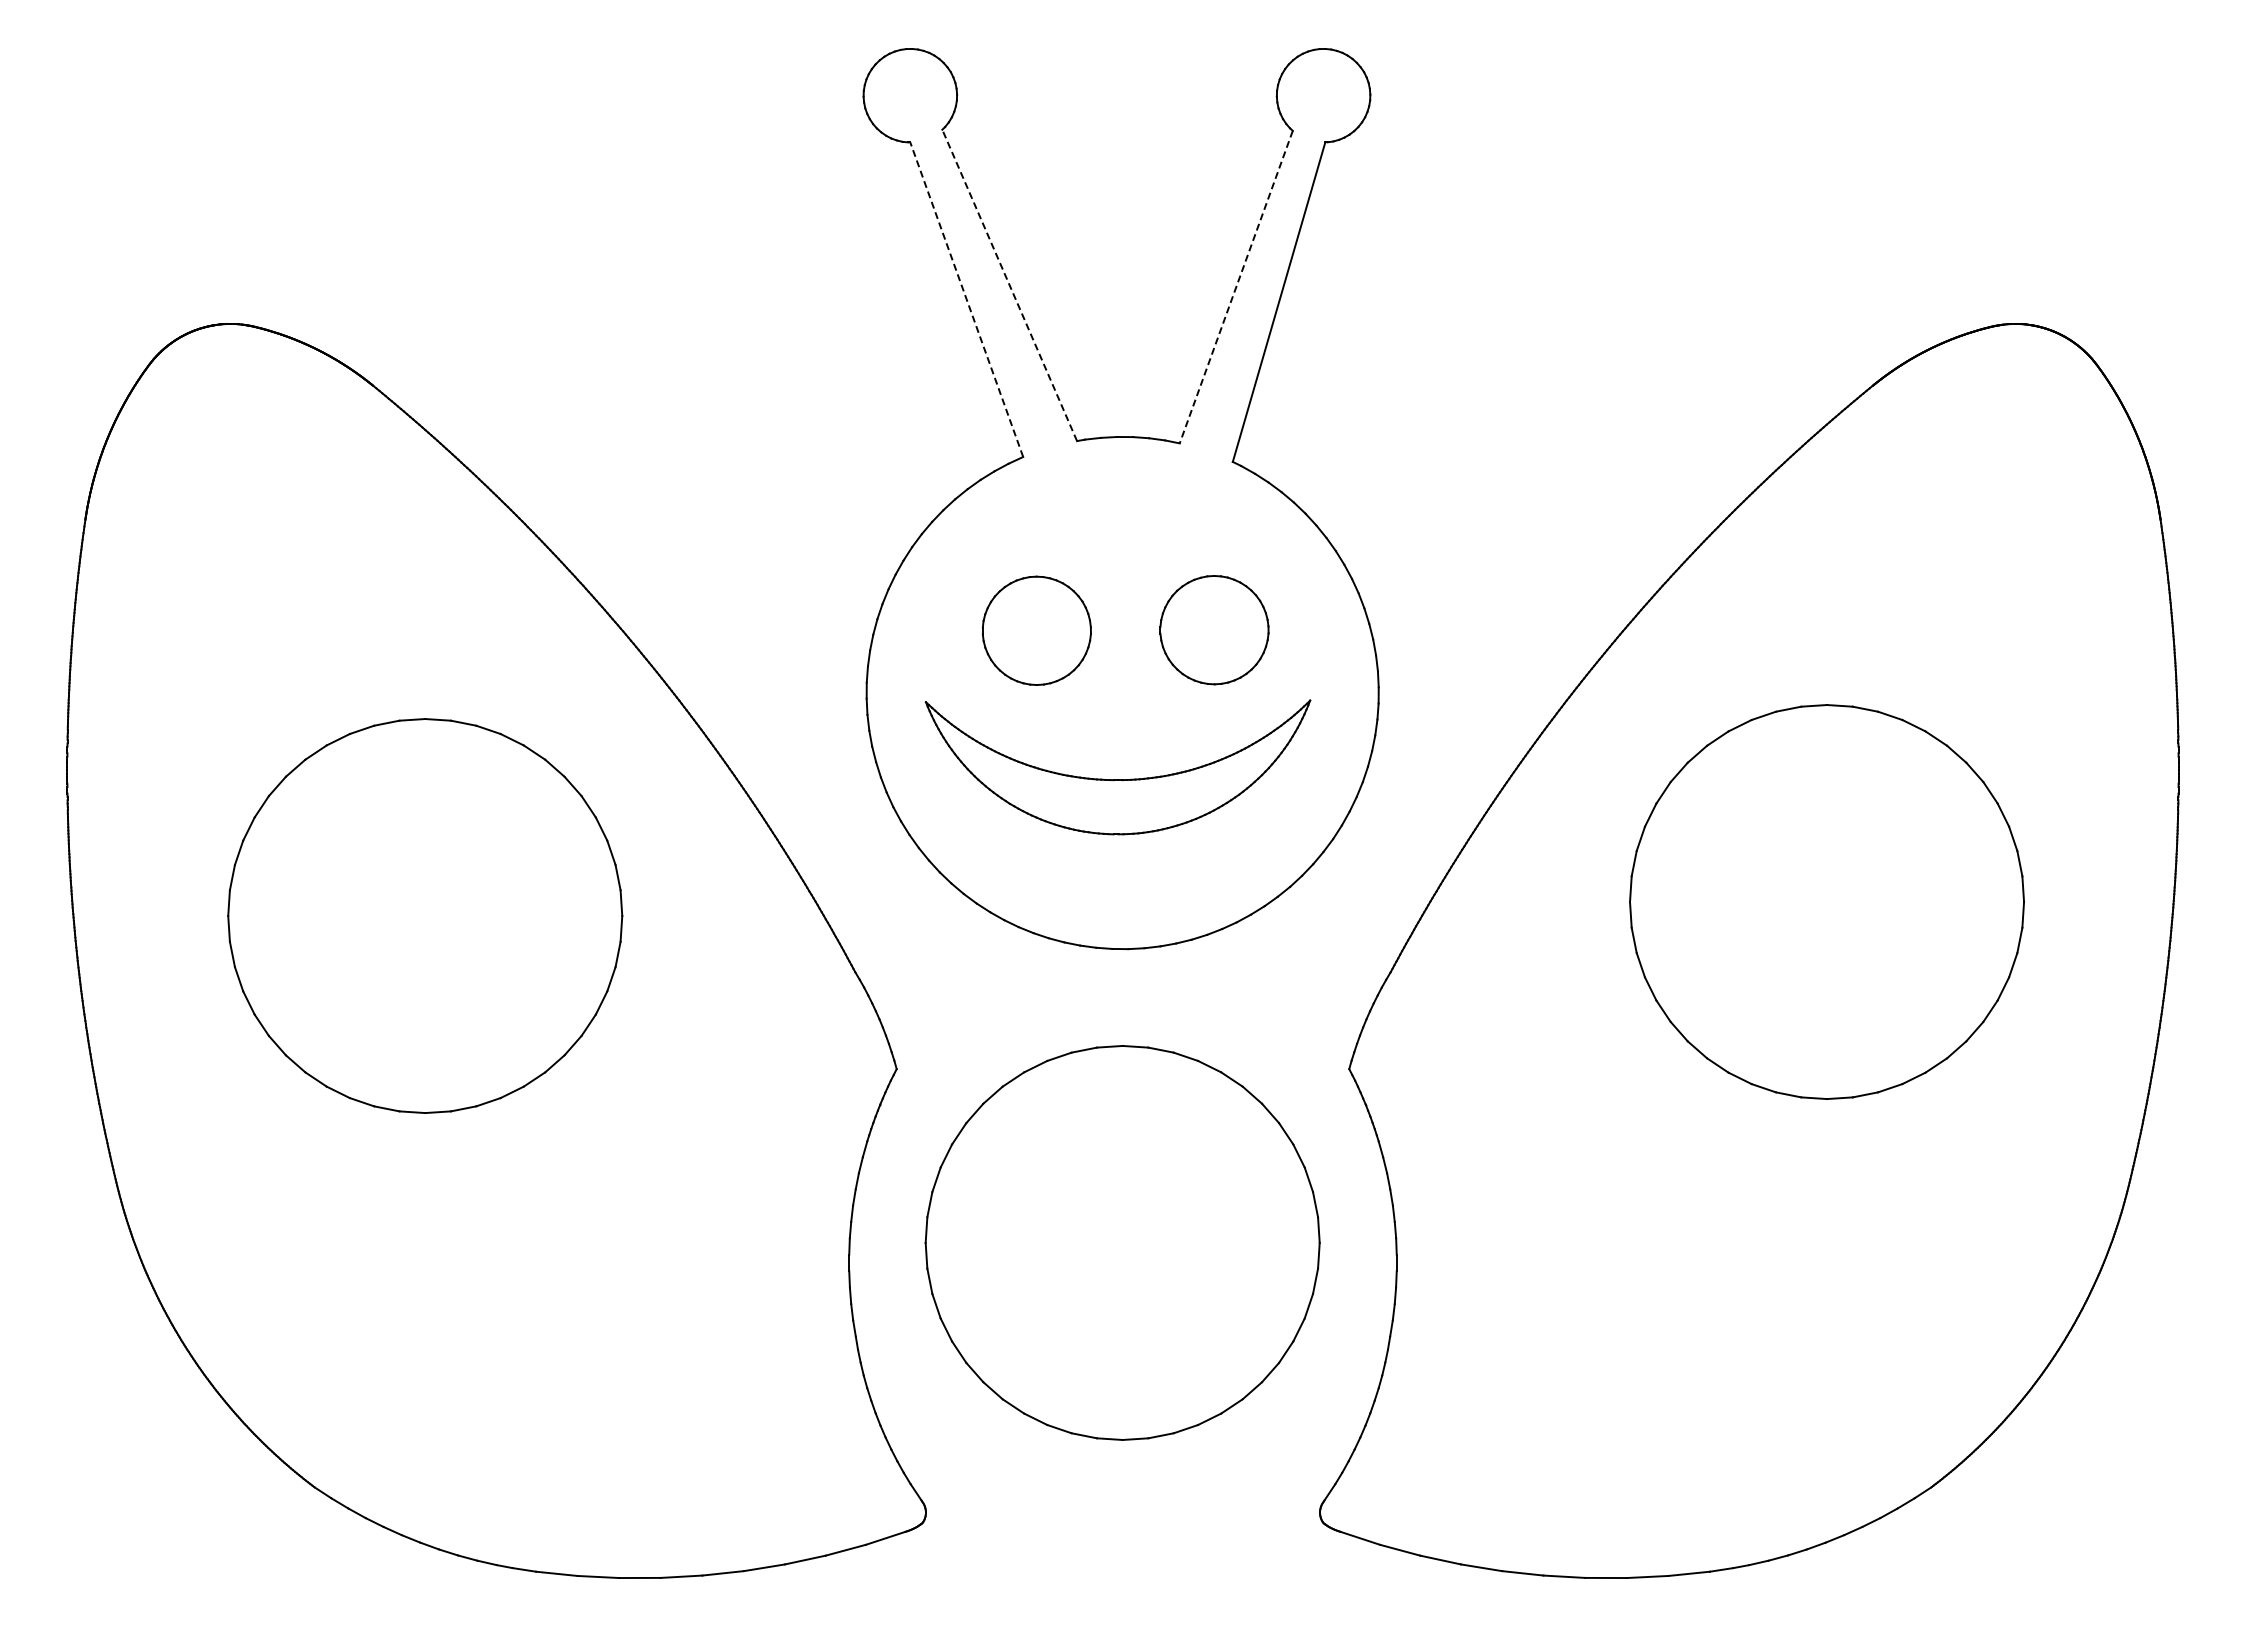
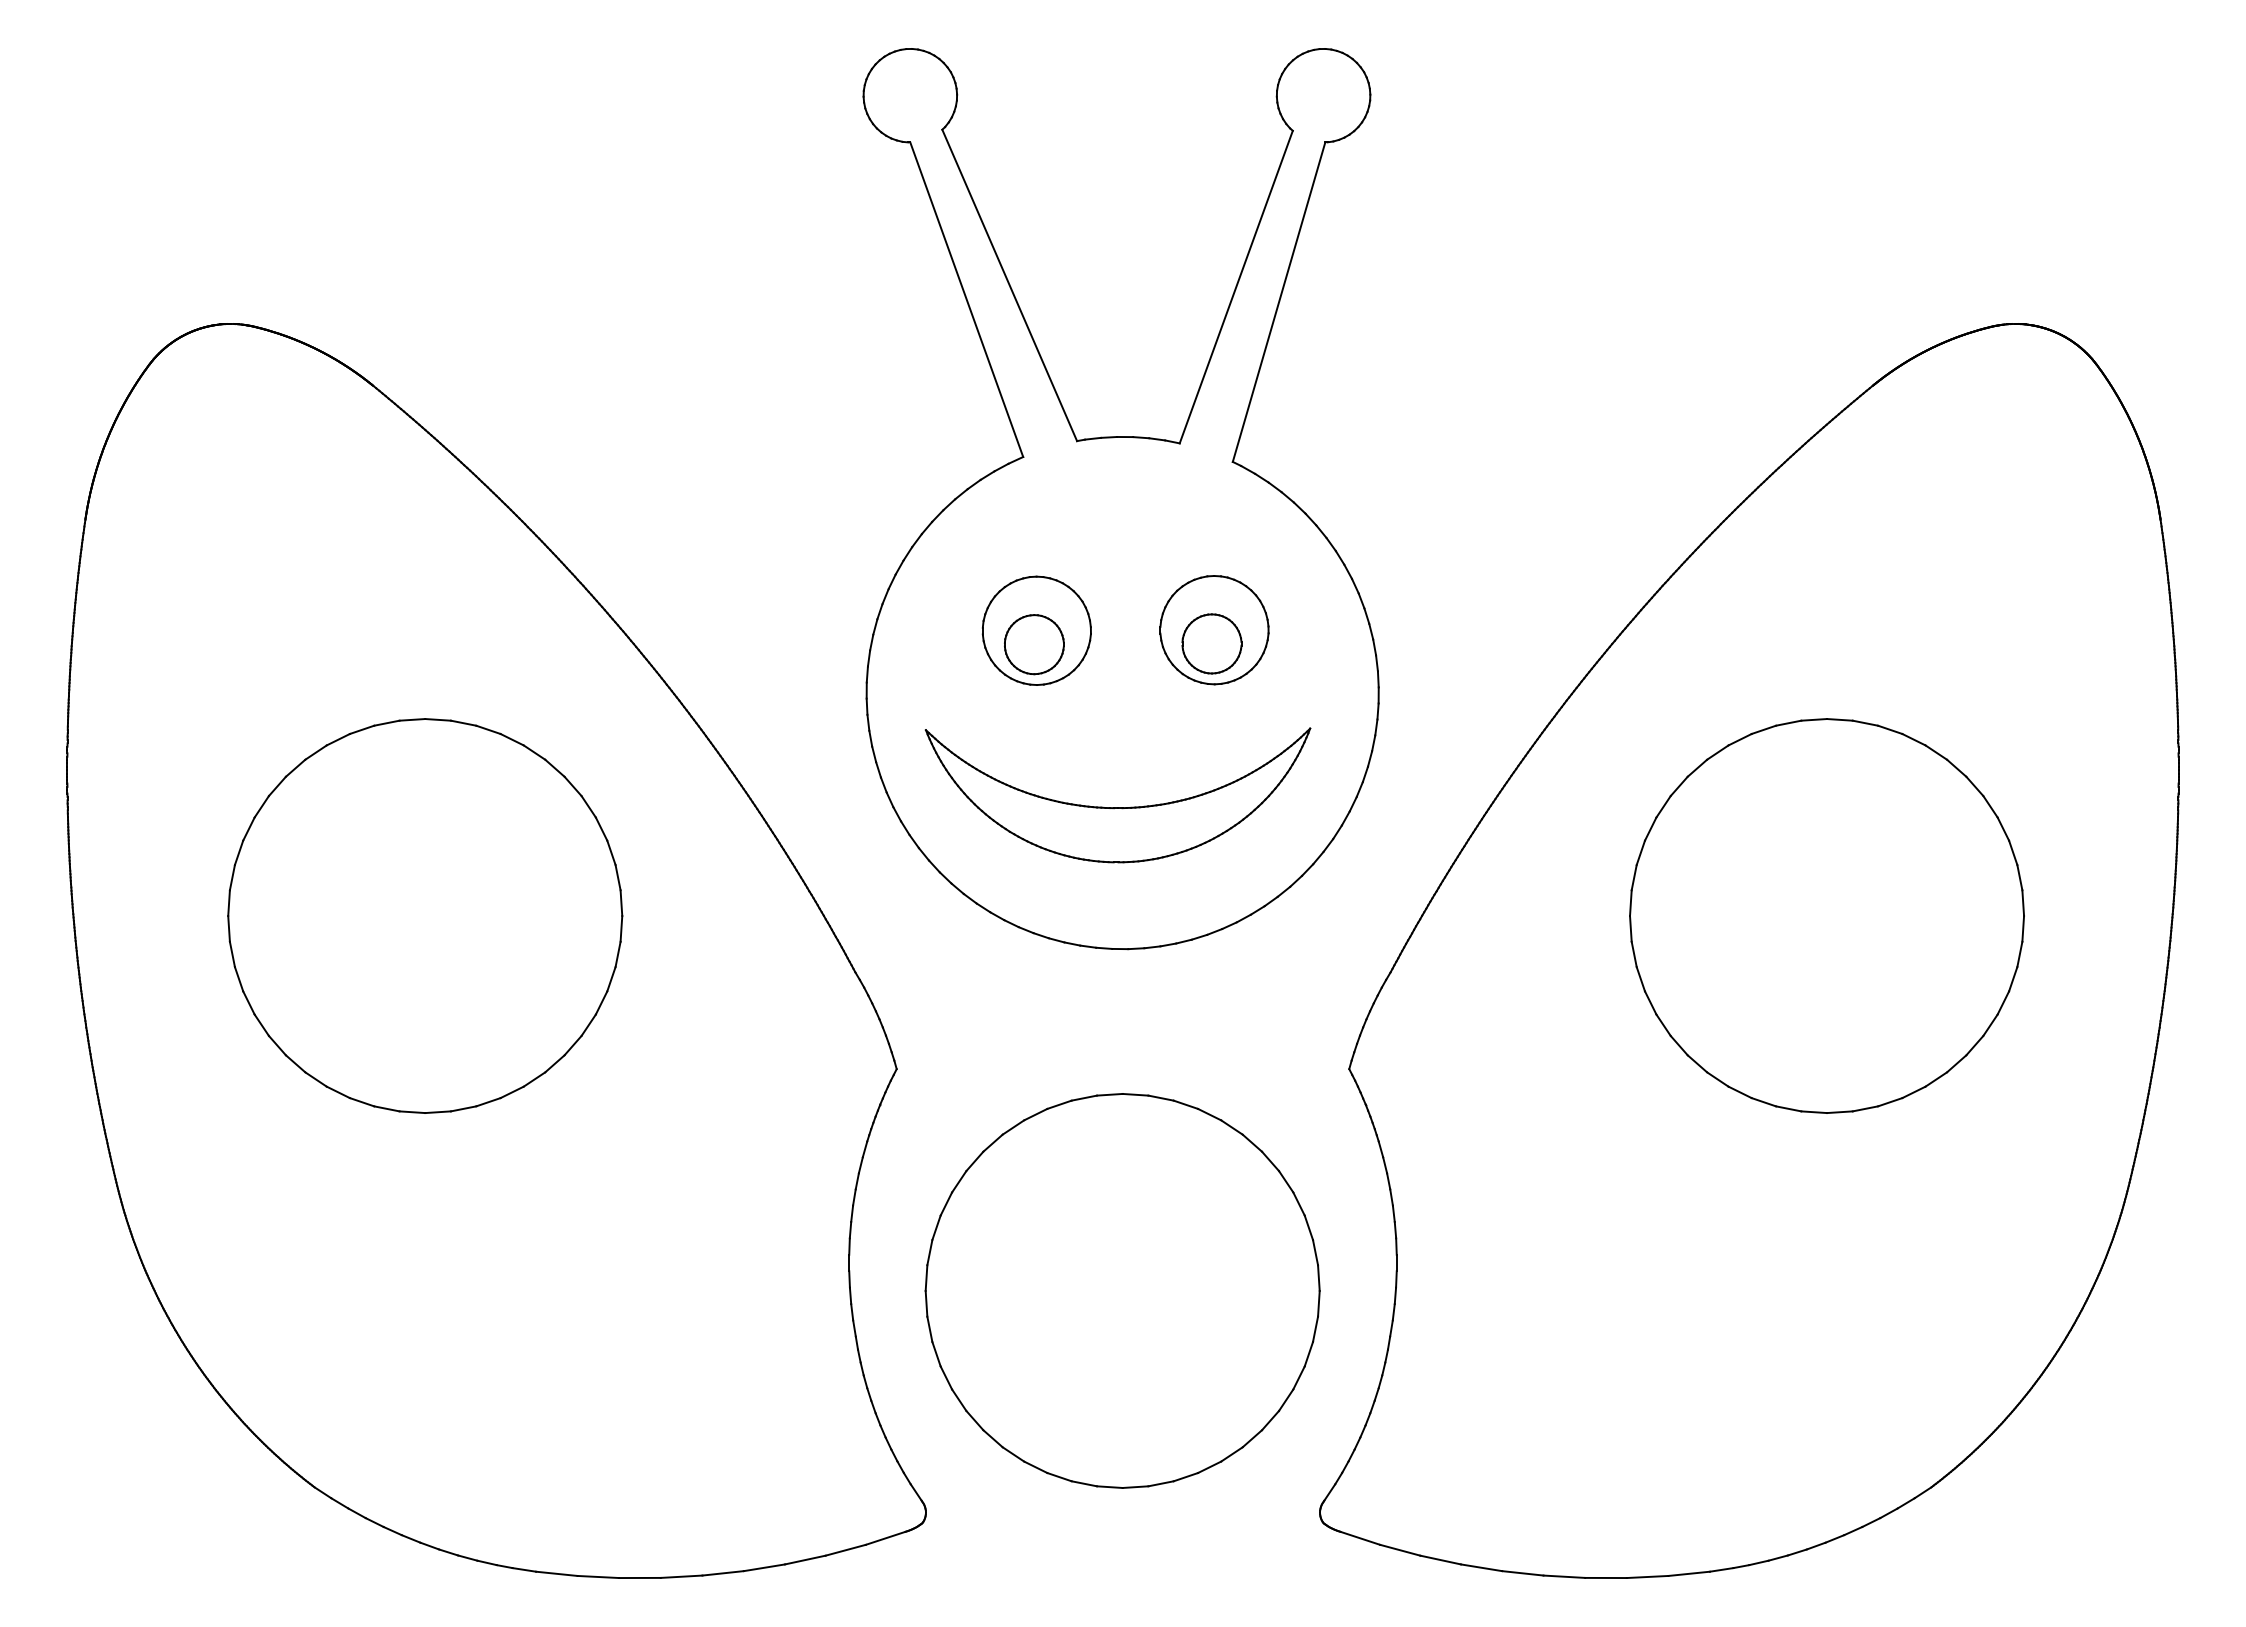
line: dashed -> solid (1009, 285)
line: dashed -> solid (1236, 287)
line: dashed -> solid (966, 299)
part: none -> present (1211, 643)
part: none -> present (1034, 644)
part position: (1117, 779) -> (1117, 807) (1117, 807)
part position: (1826, 901) -> (1826, 915) (1826, 915)
part position: (1122, 1242) -> (1122, 1290) (1122, 1290)
